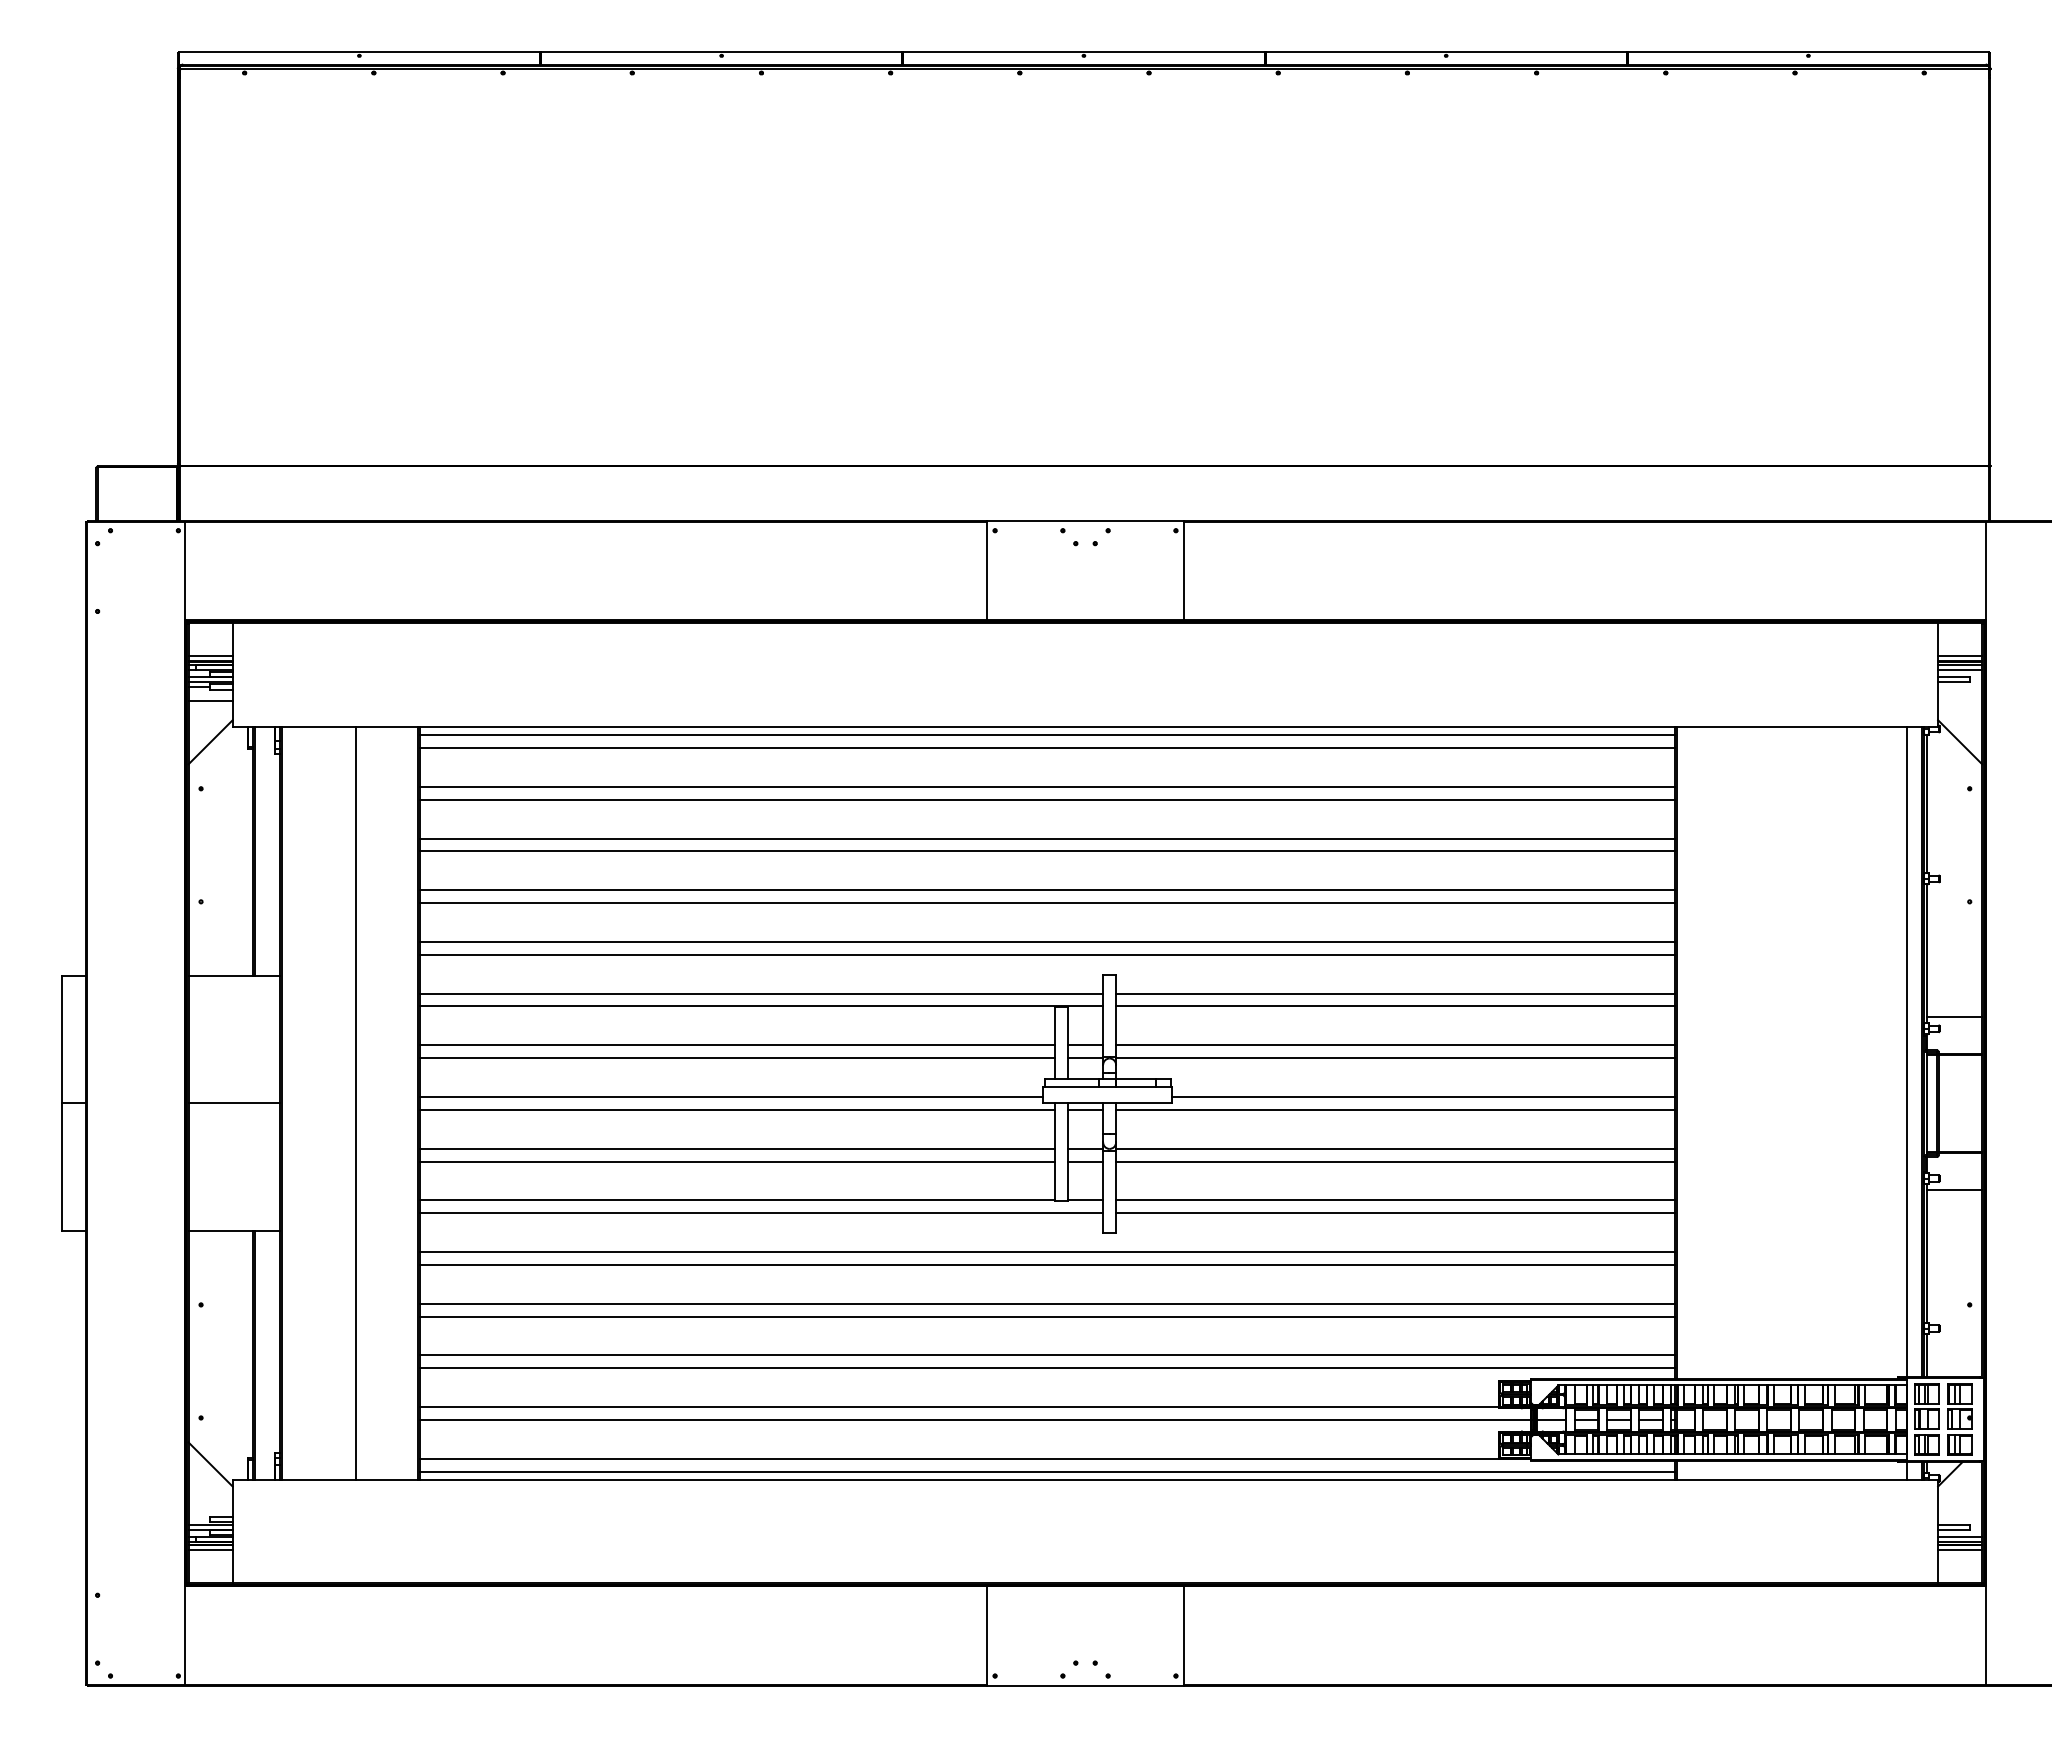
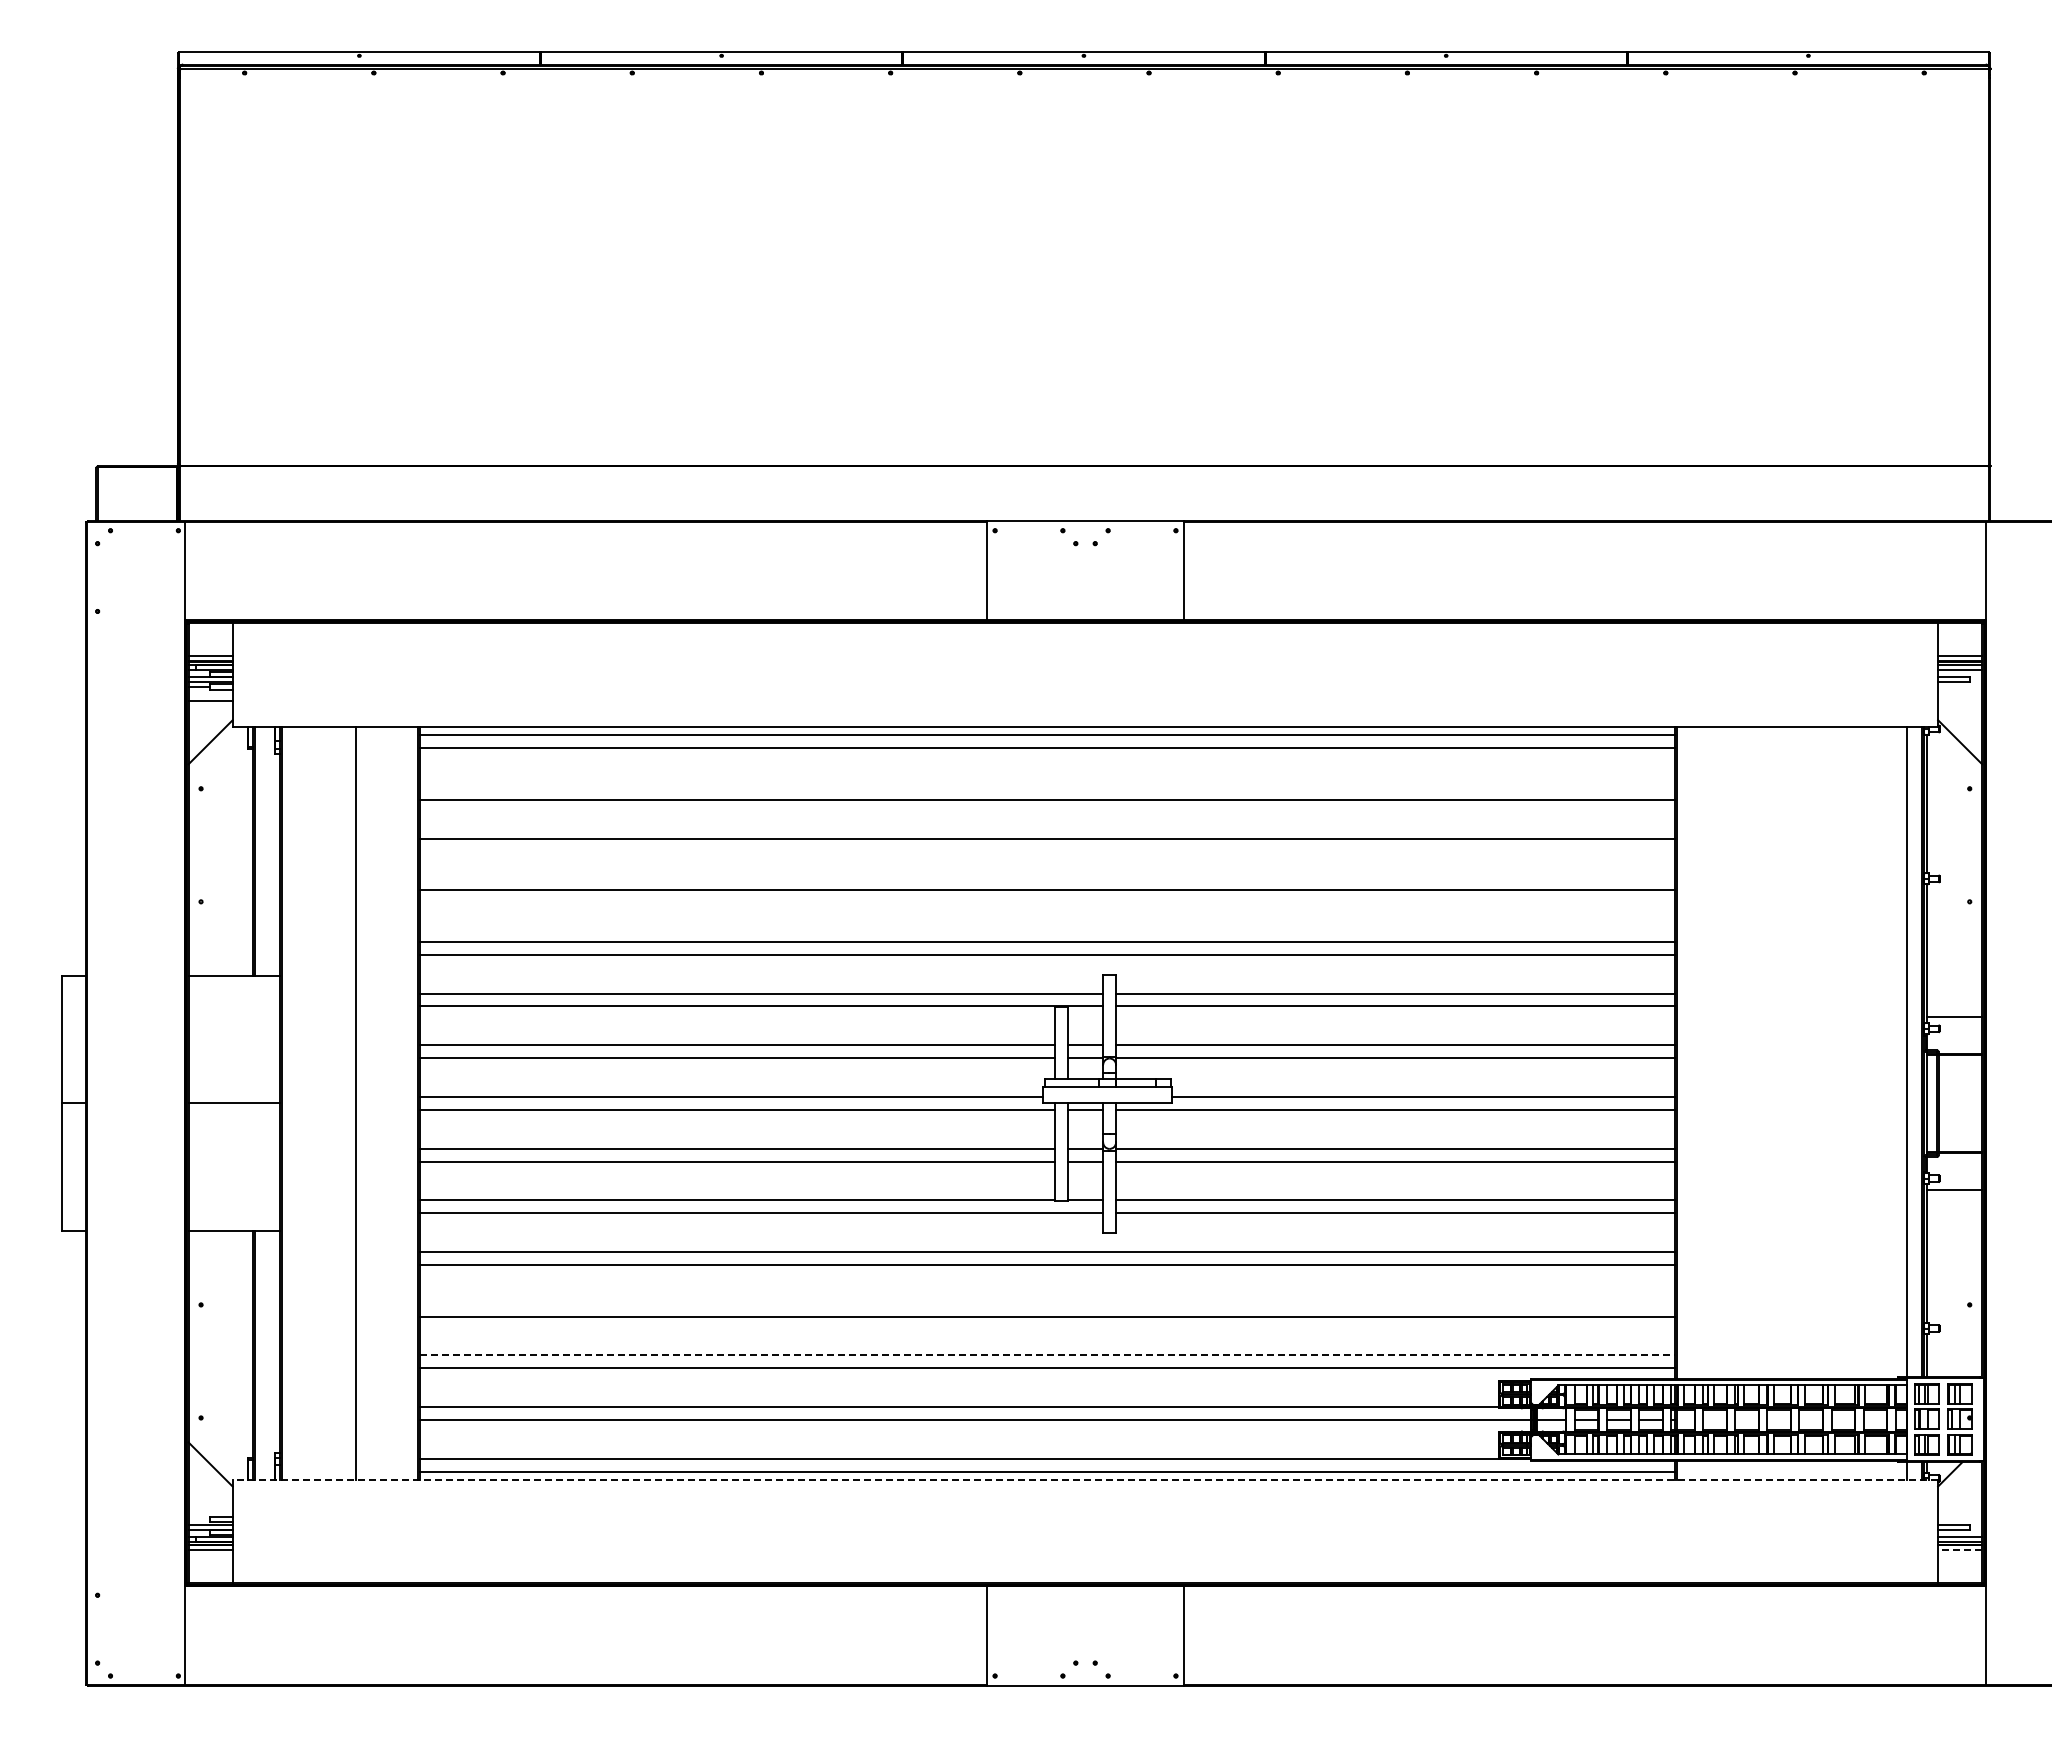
line: present -> none (1047, 786)
line: present -> none (1047, 851)
line: present -> none (1047, 903)
line: present -> none (1047, 1303)
line: solid -> dashed (1048, 1355)
line: solid -> dashed (1085, 1479)
line: solid -> dashed (1959, 1550)
